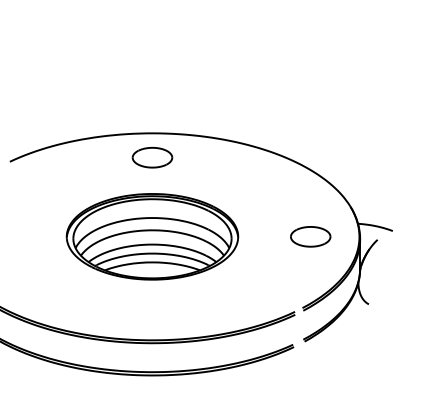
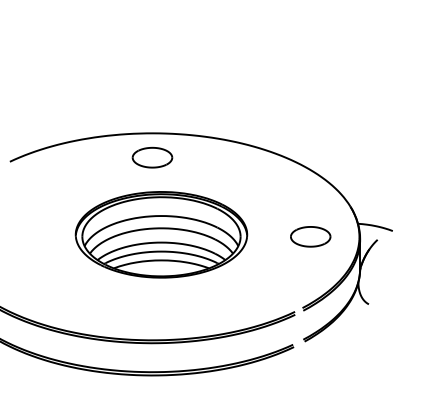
part position: (152, 236) -> (161, 234) (161, 234)
